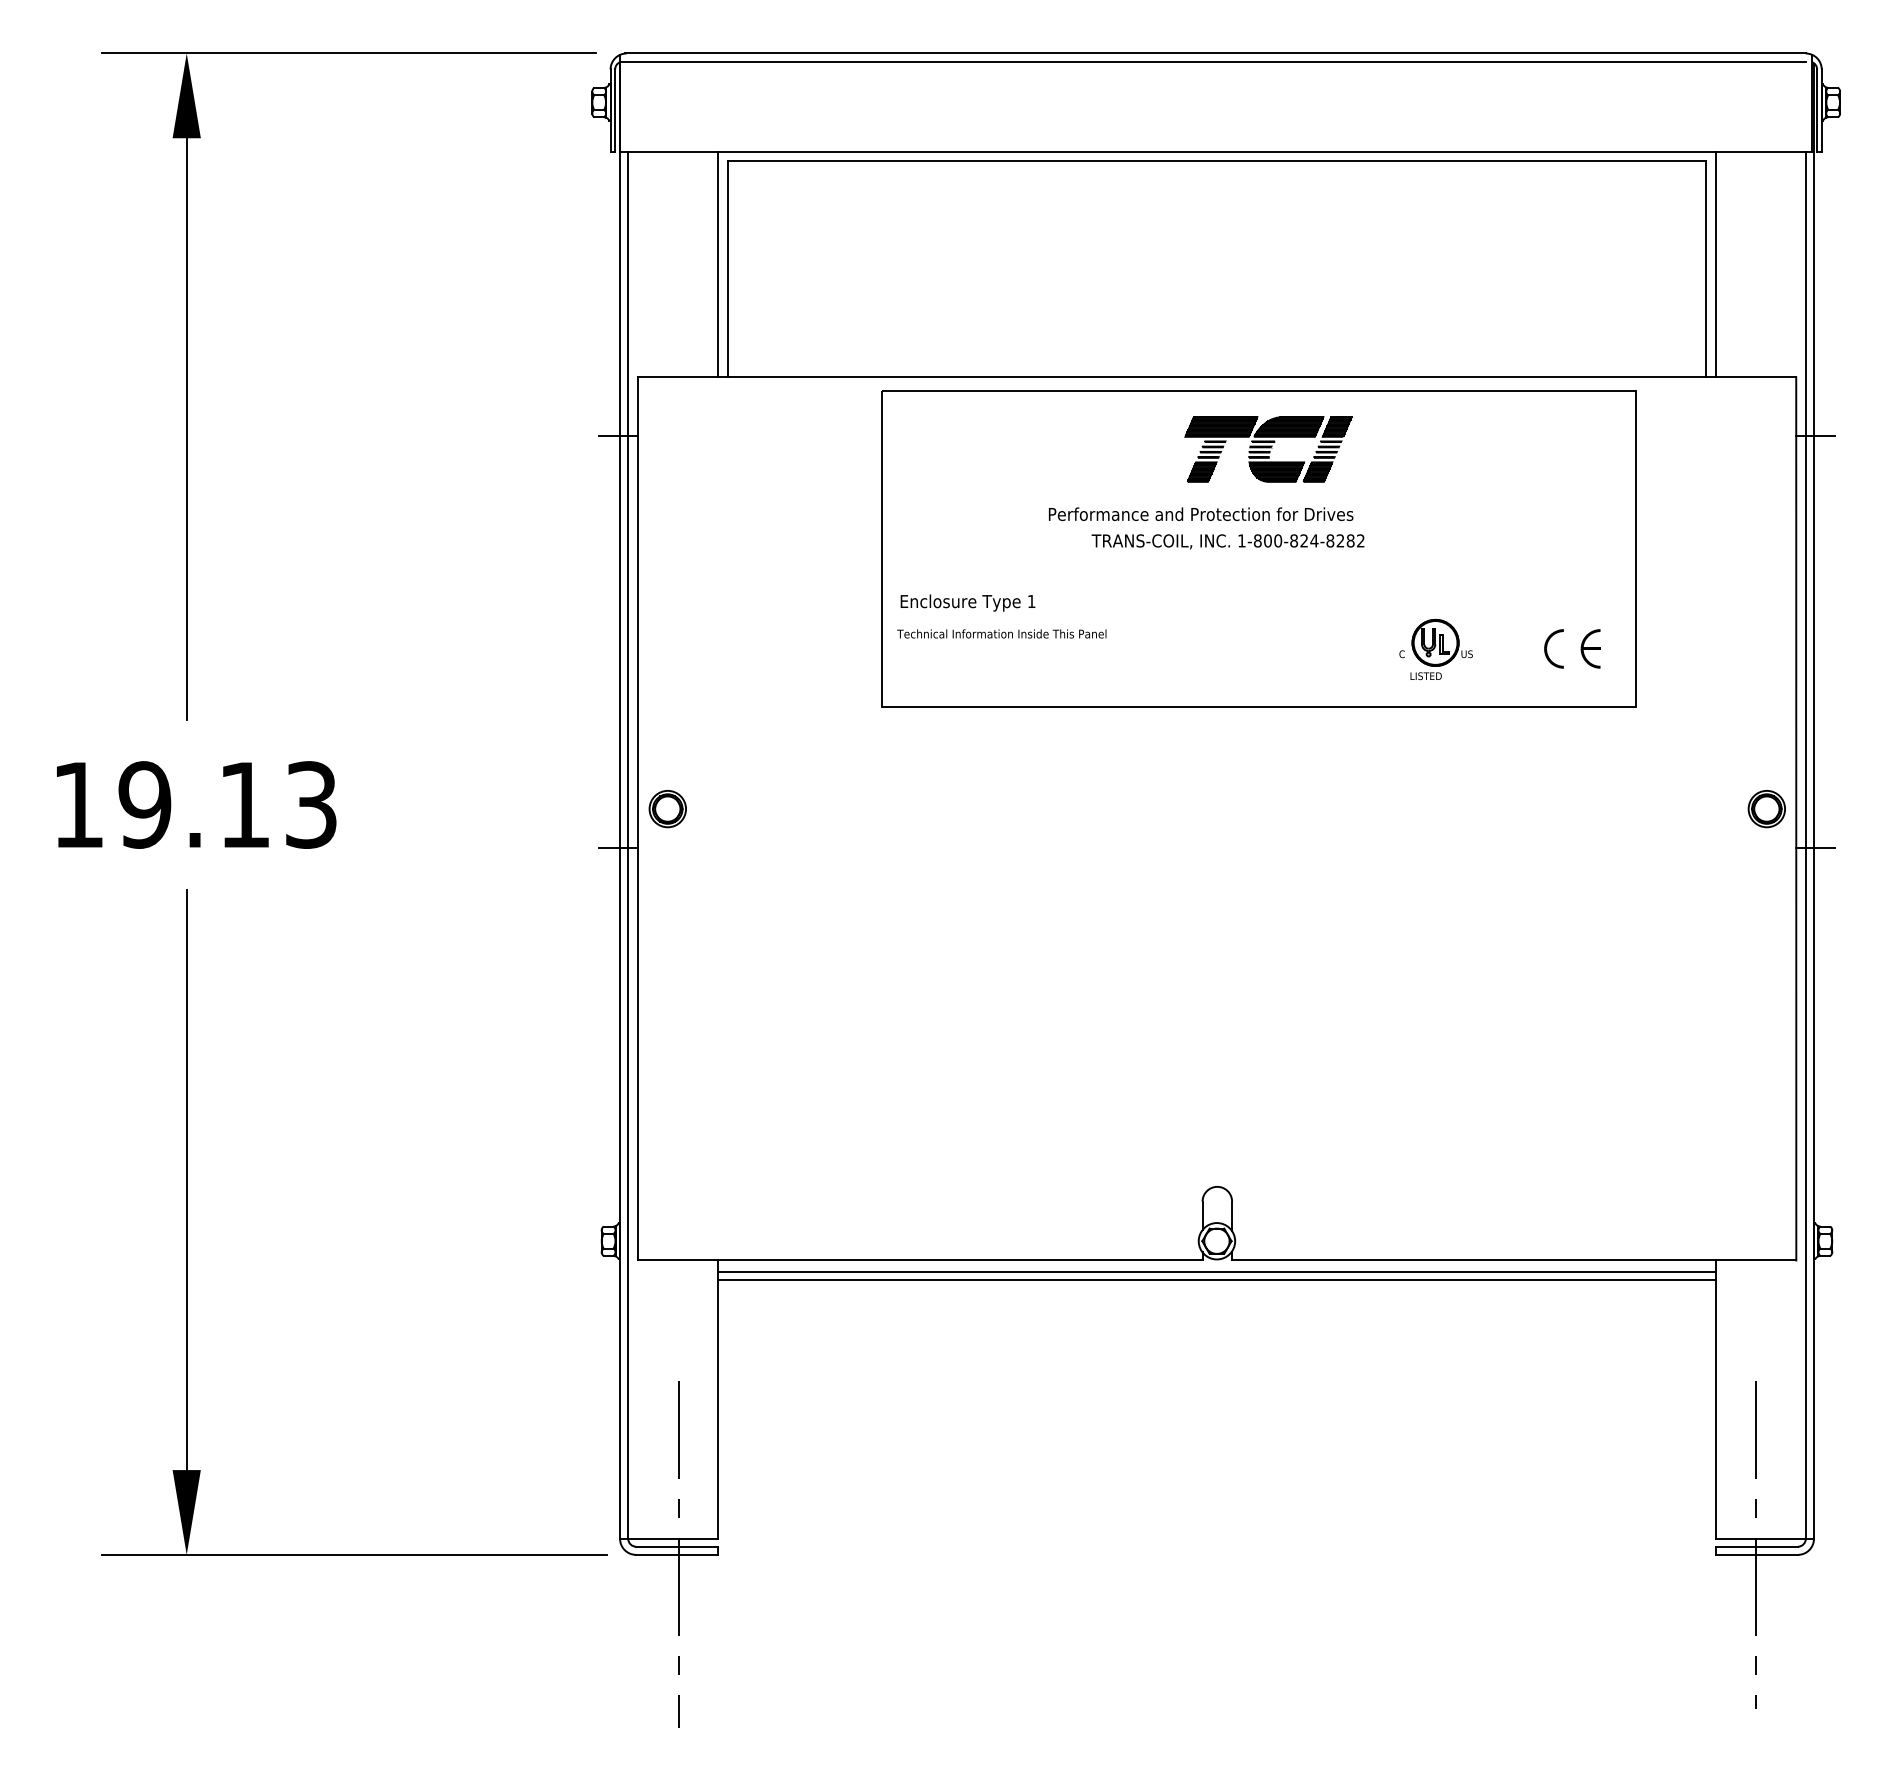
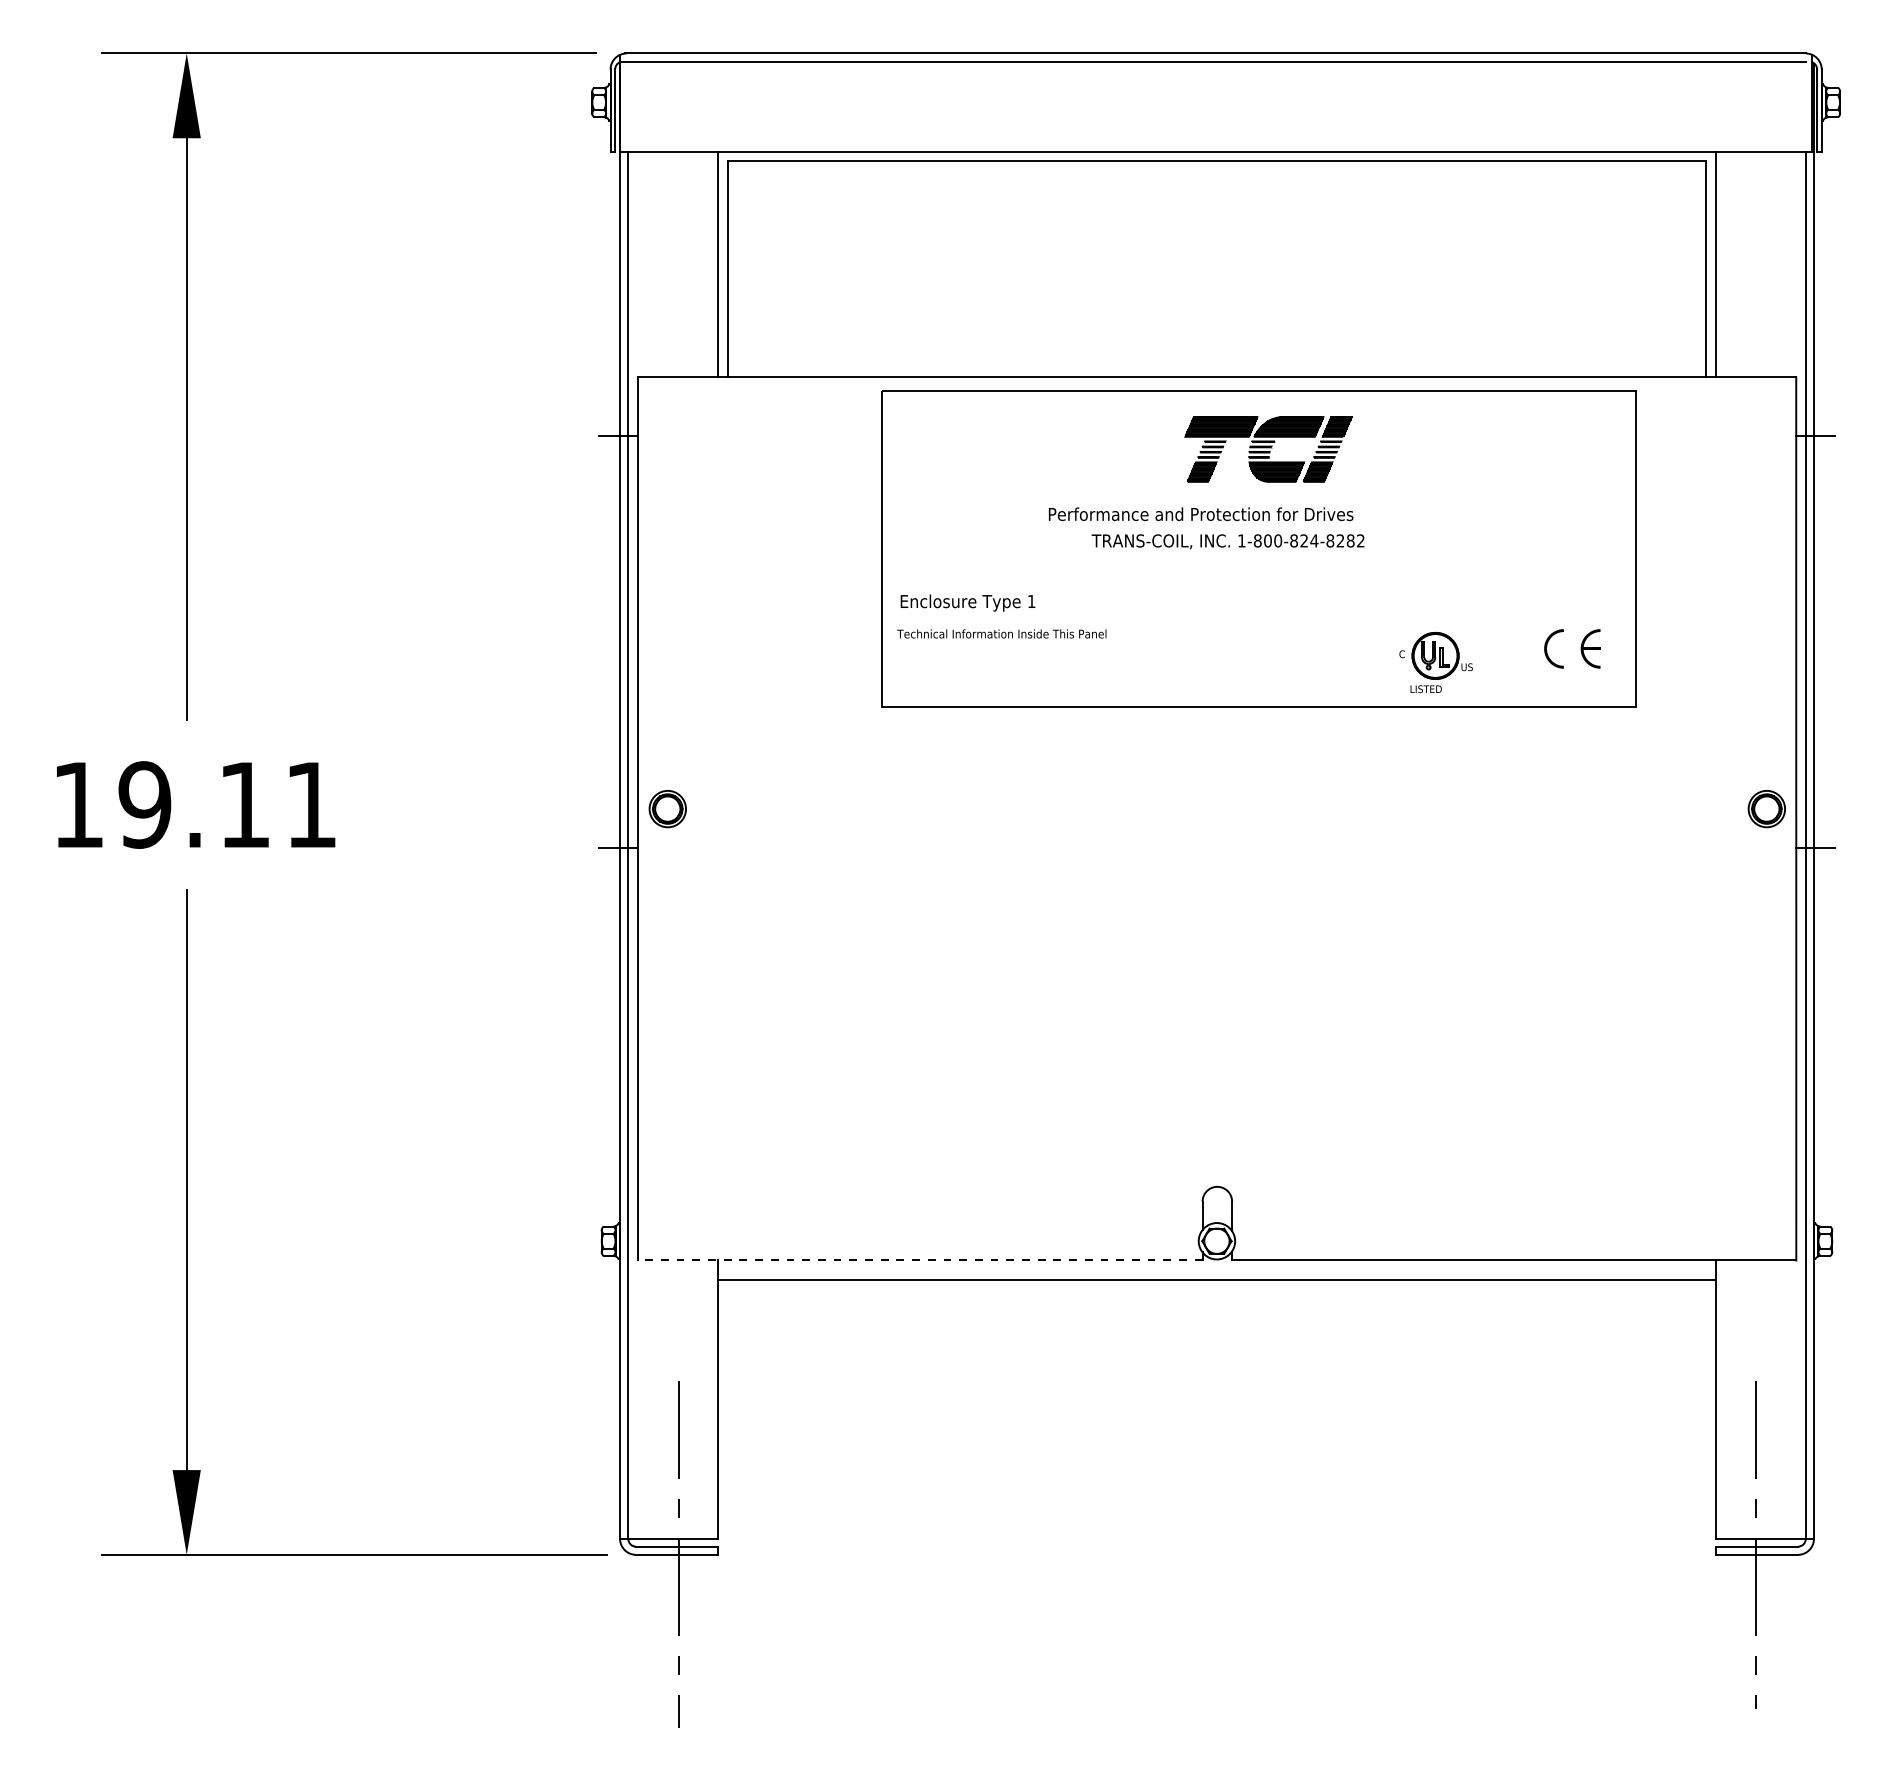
part position: (1441, 649) -> (1441, 662) (1441, 662)
text: 19.13 -> 19.11 (311, 804)
line: solid -> dashed (919, 1260)
line: present -> none (1216, 1271)
